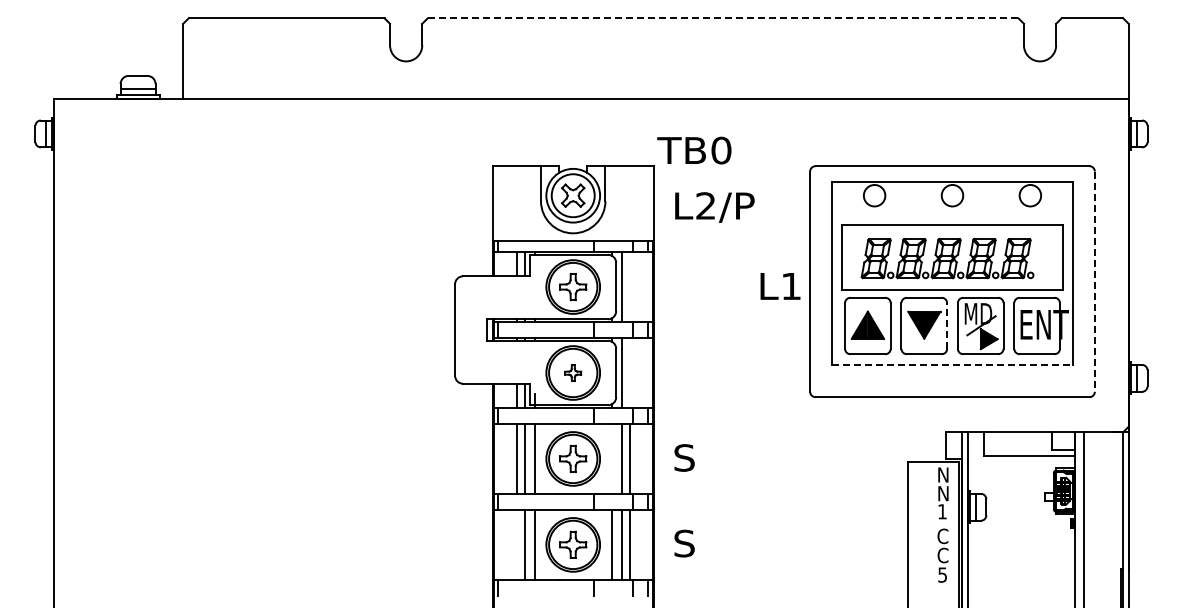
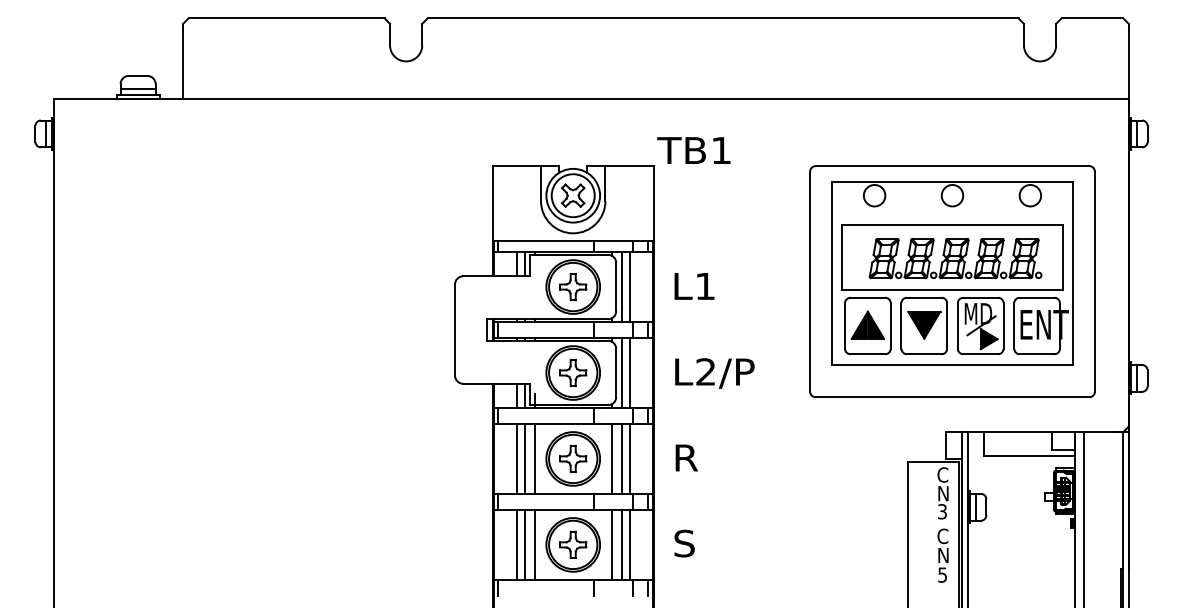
line: dashed -> solid (723, 18)
text: TB0 -> TB1 (721, 150)
text position: (714, 207) -> (714, 373) (714, 373)
part position: (947, 258) -> (955, 258) (955, 258)
line: dashed -> solid (1094, 282)
line: none -> present (629, 286)
text position: (780, 286) -> (694, 286) (694, 286)
line: dashed -> solid (947, 326)
line: dashed -> solid (952, 364)
part size: 19x18 px -> 29x29 px (573, 373)
line: none -> present (629, 372)
text: S -> R (685, 457)
line: none -> present (611, 458)
text: N -> C (942, 474)
text: 1 -> 3 (942, 511)
line: none -> present (516, 544)
text: C -> N (942, 555)
